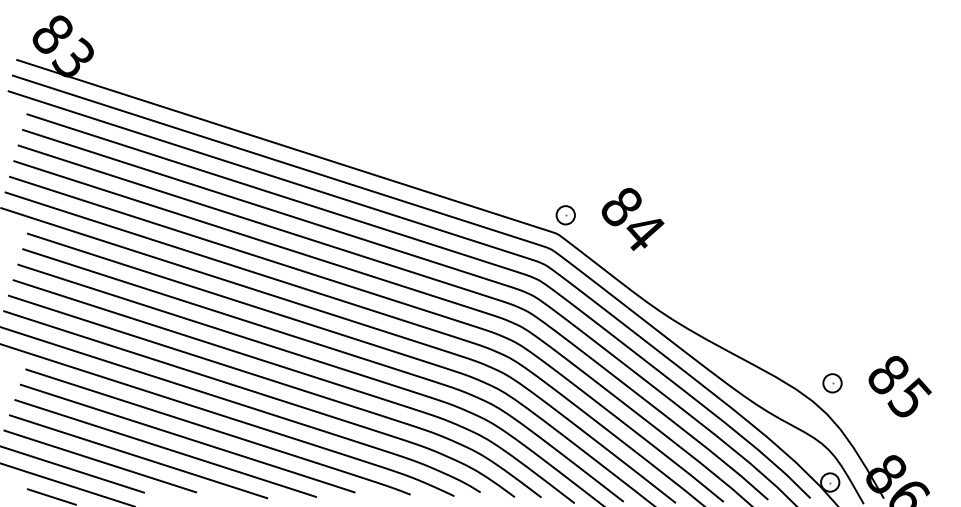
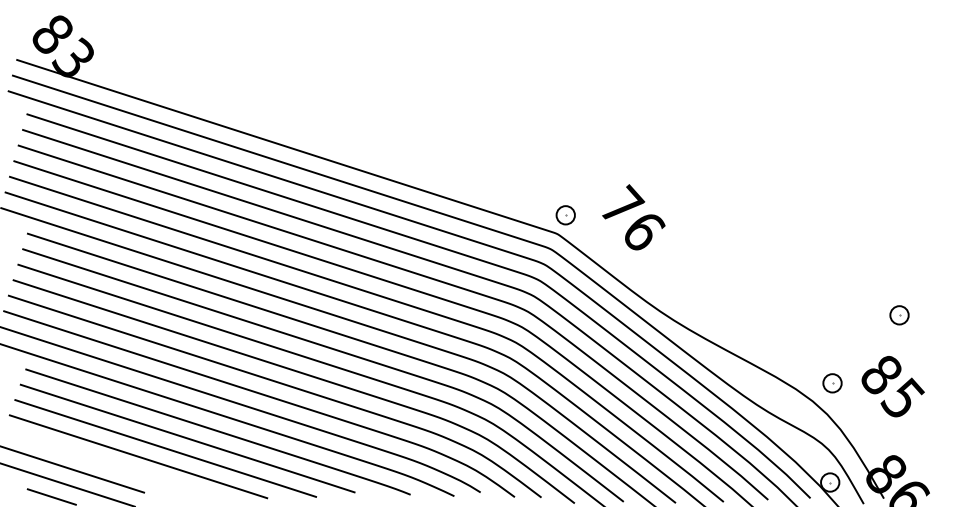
text: 84 -> 76 (633, 217)
part: none -> present (899, 315)
text position: (899, 386) -> (892, 386) (892, 386)
line: present -> none (99, 461)
